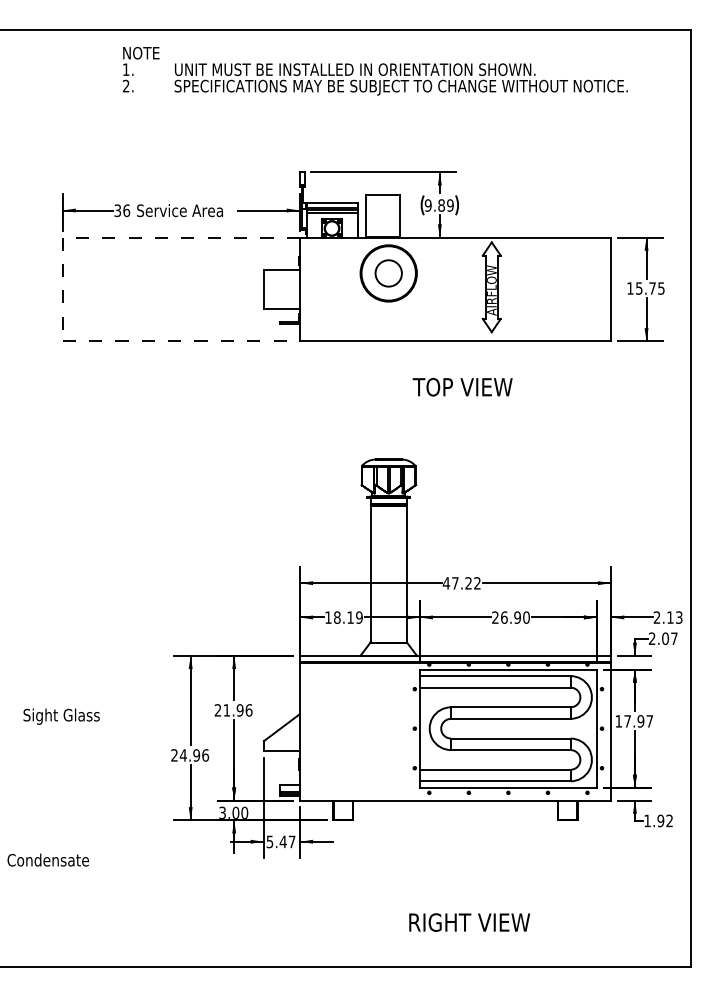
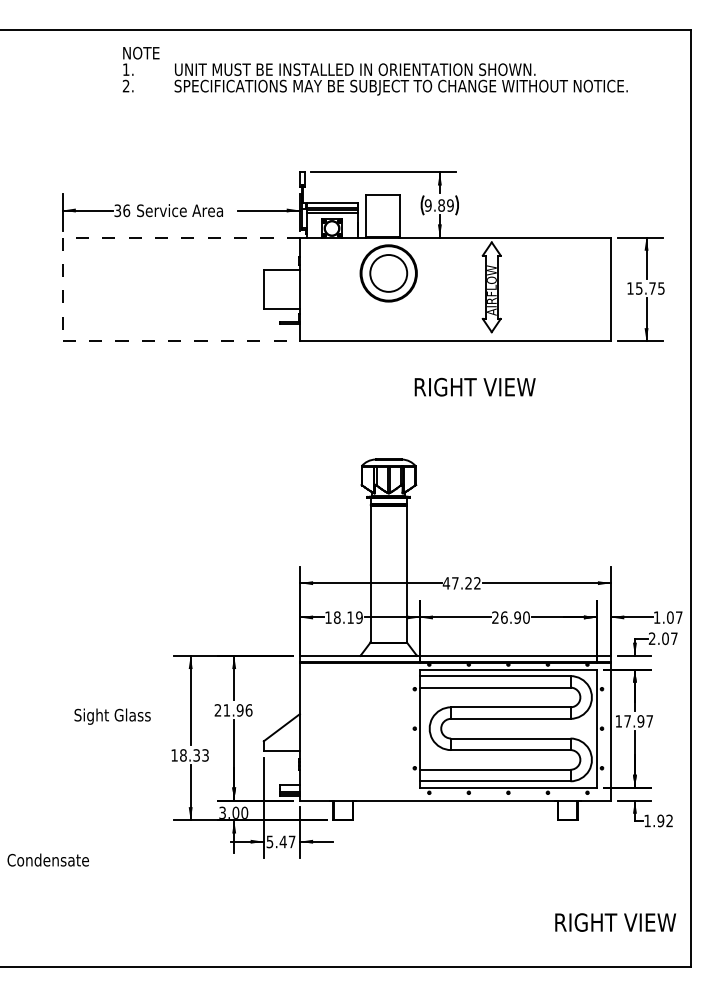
circle diameter: 26 px -> 37 px (388, 273)
text: TOP VIEW -> RIGHT VIEW (473, 386)
text: 2.13 -> 1.07 (667, 617)
text position: (61, 716) -> (112, 716) (112, 716)
text: 24.96 -> 18.33 (190, 755)
text position: (469, 922) -> (615, 922) (615, 922)
